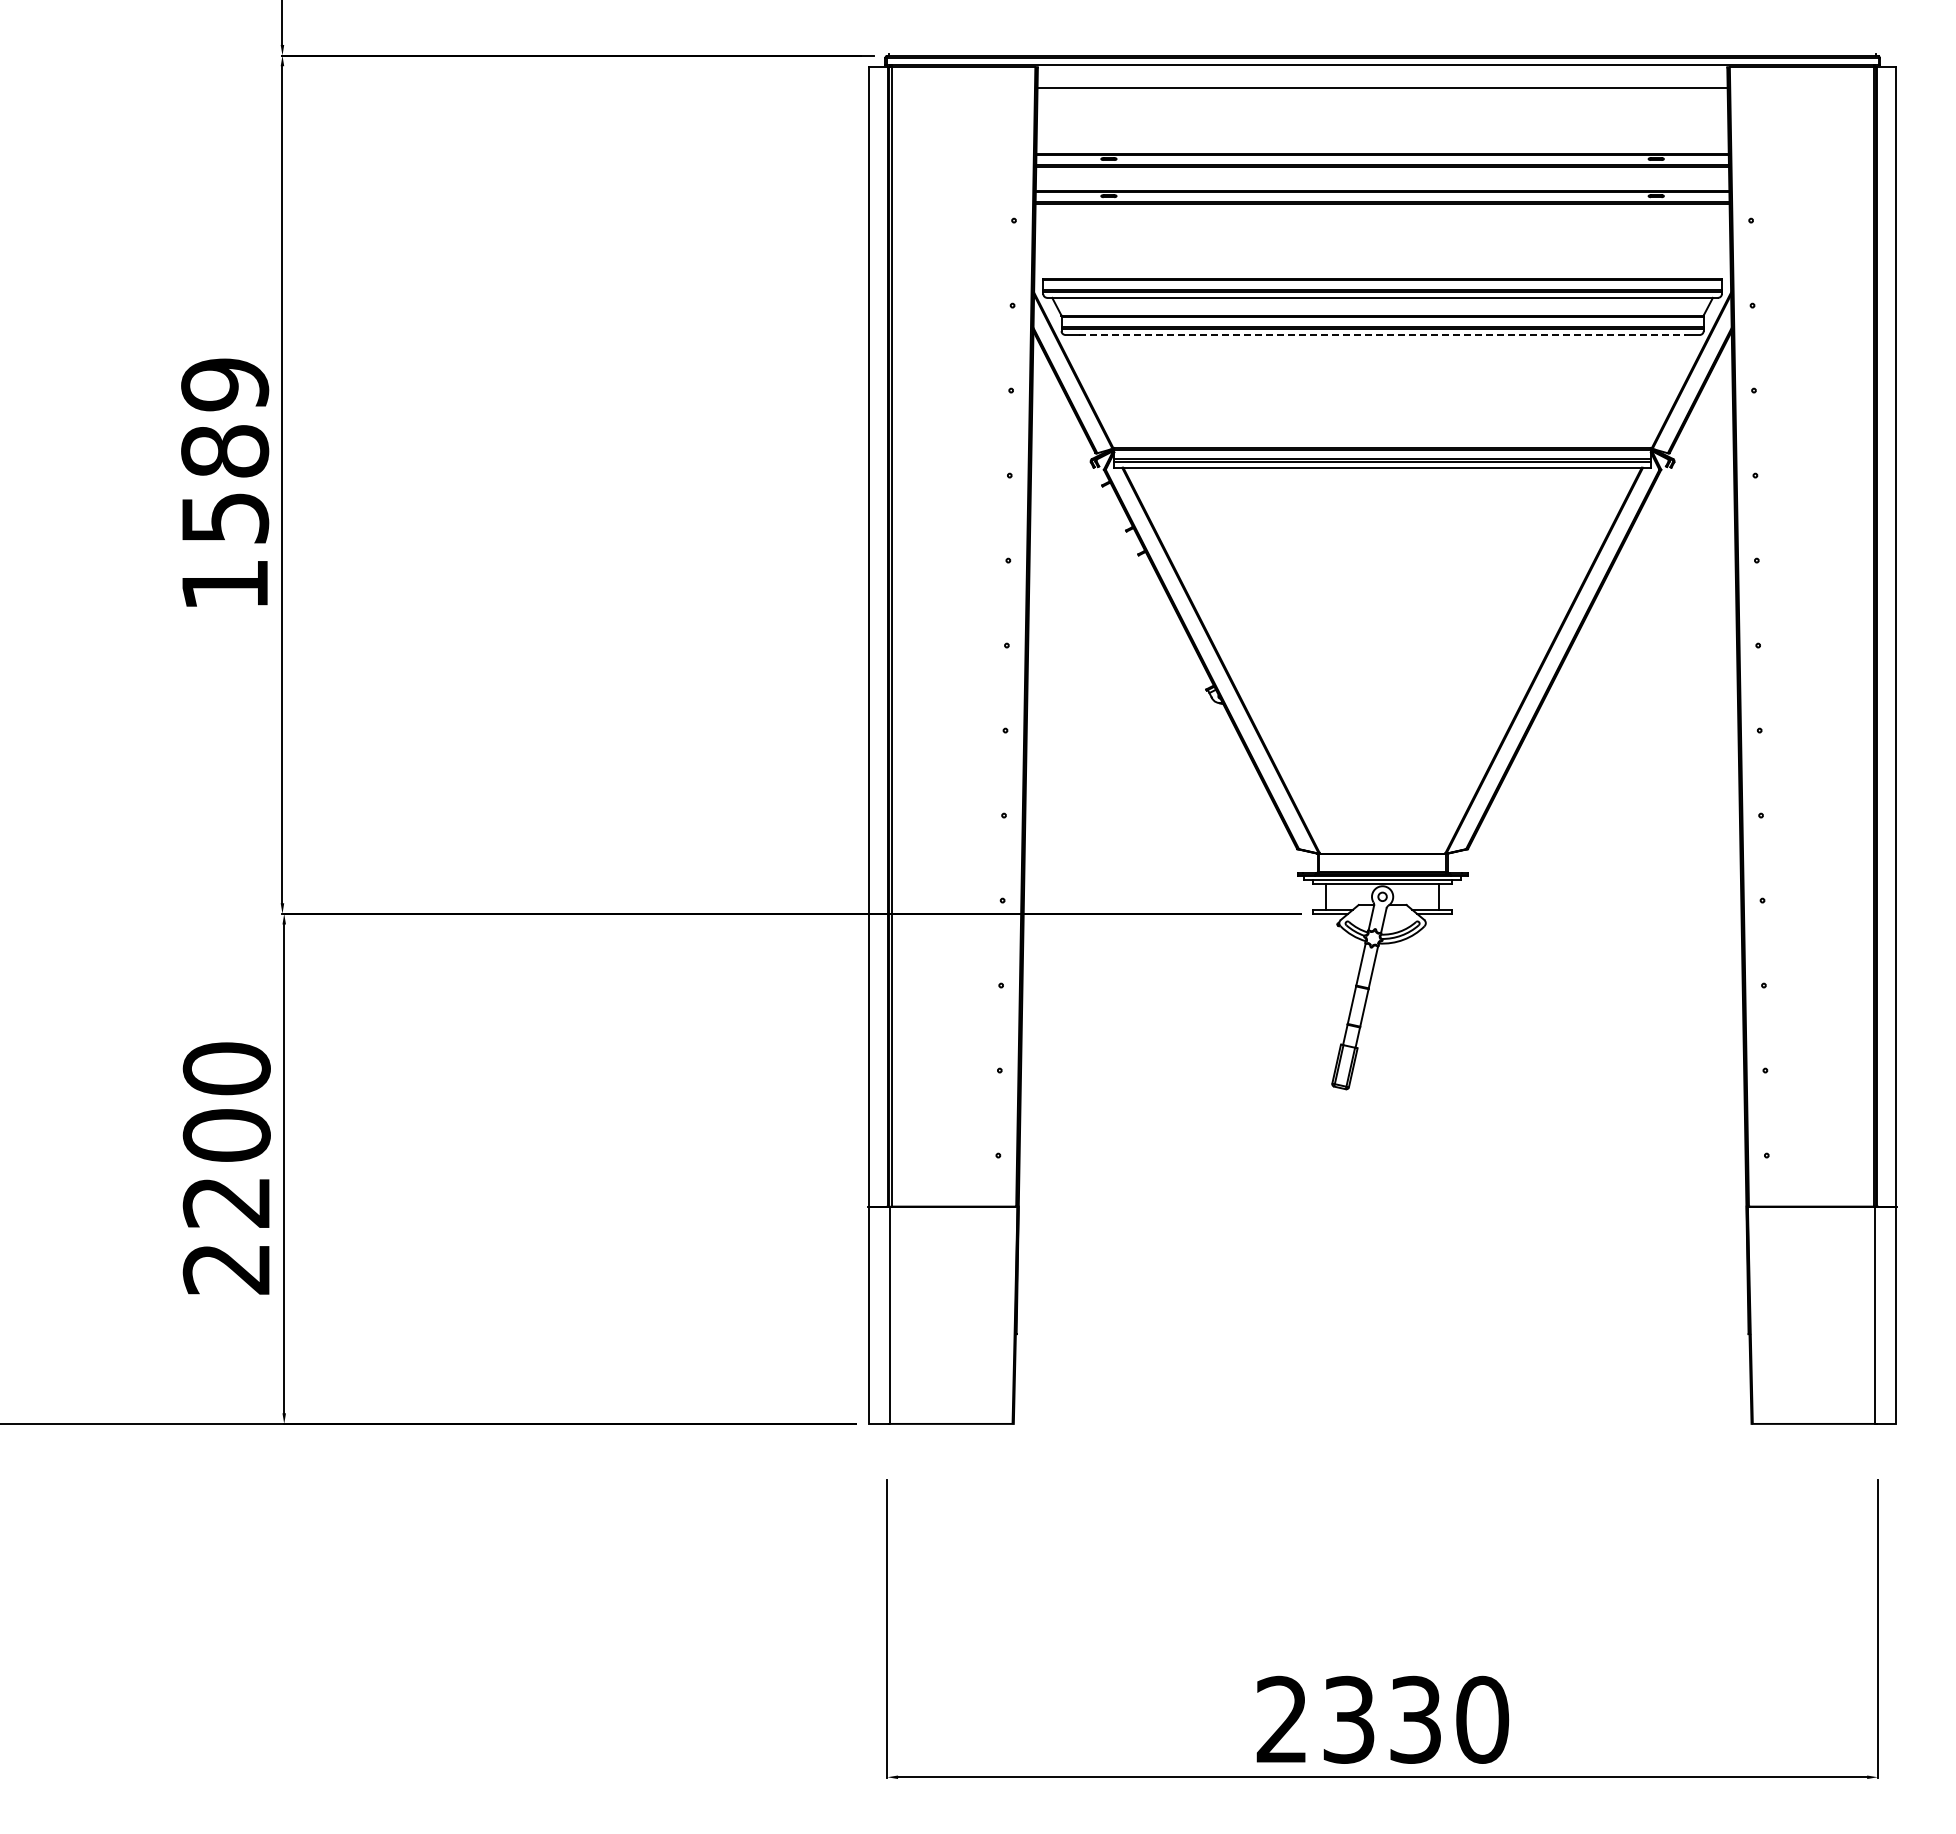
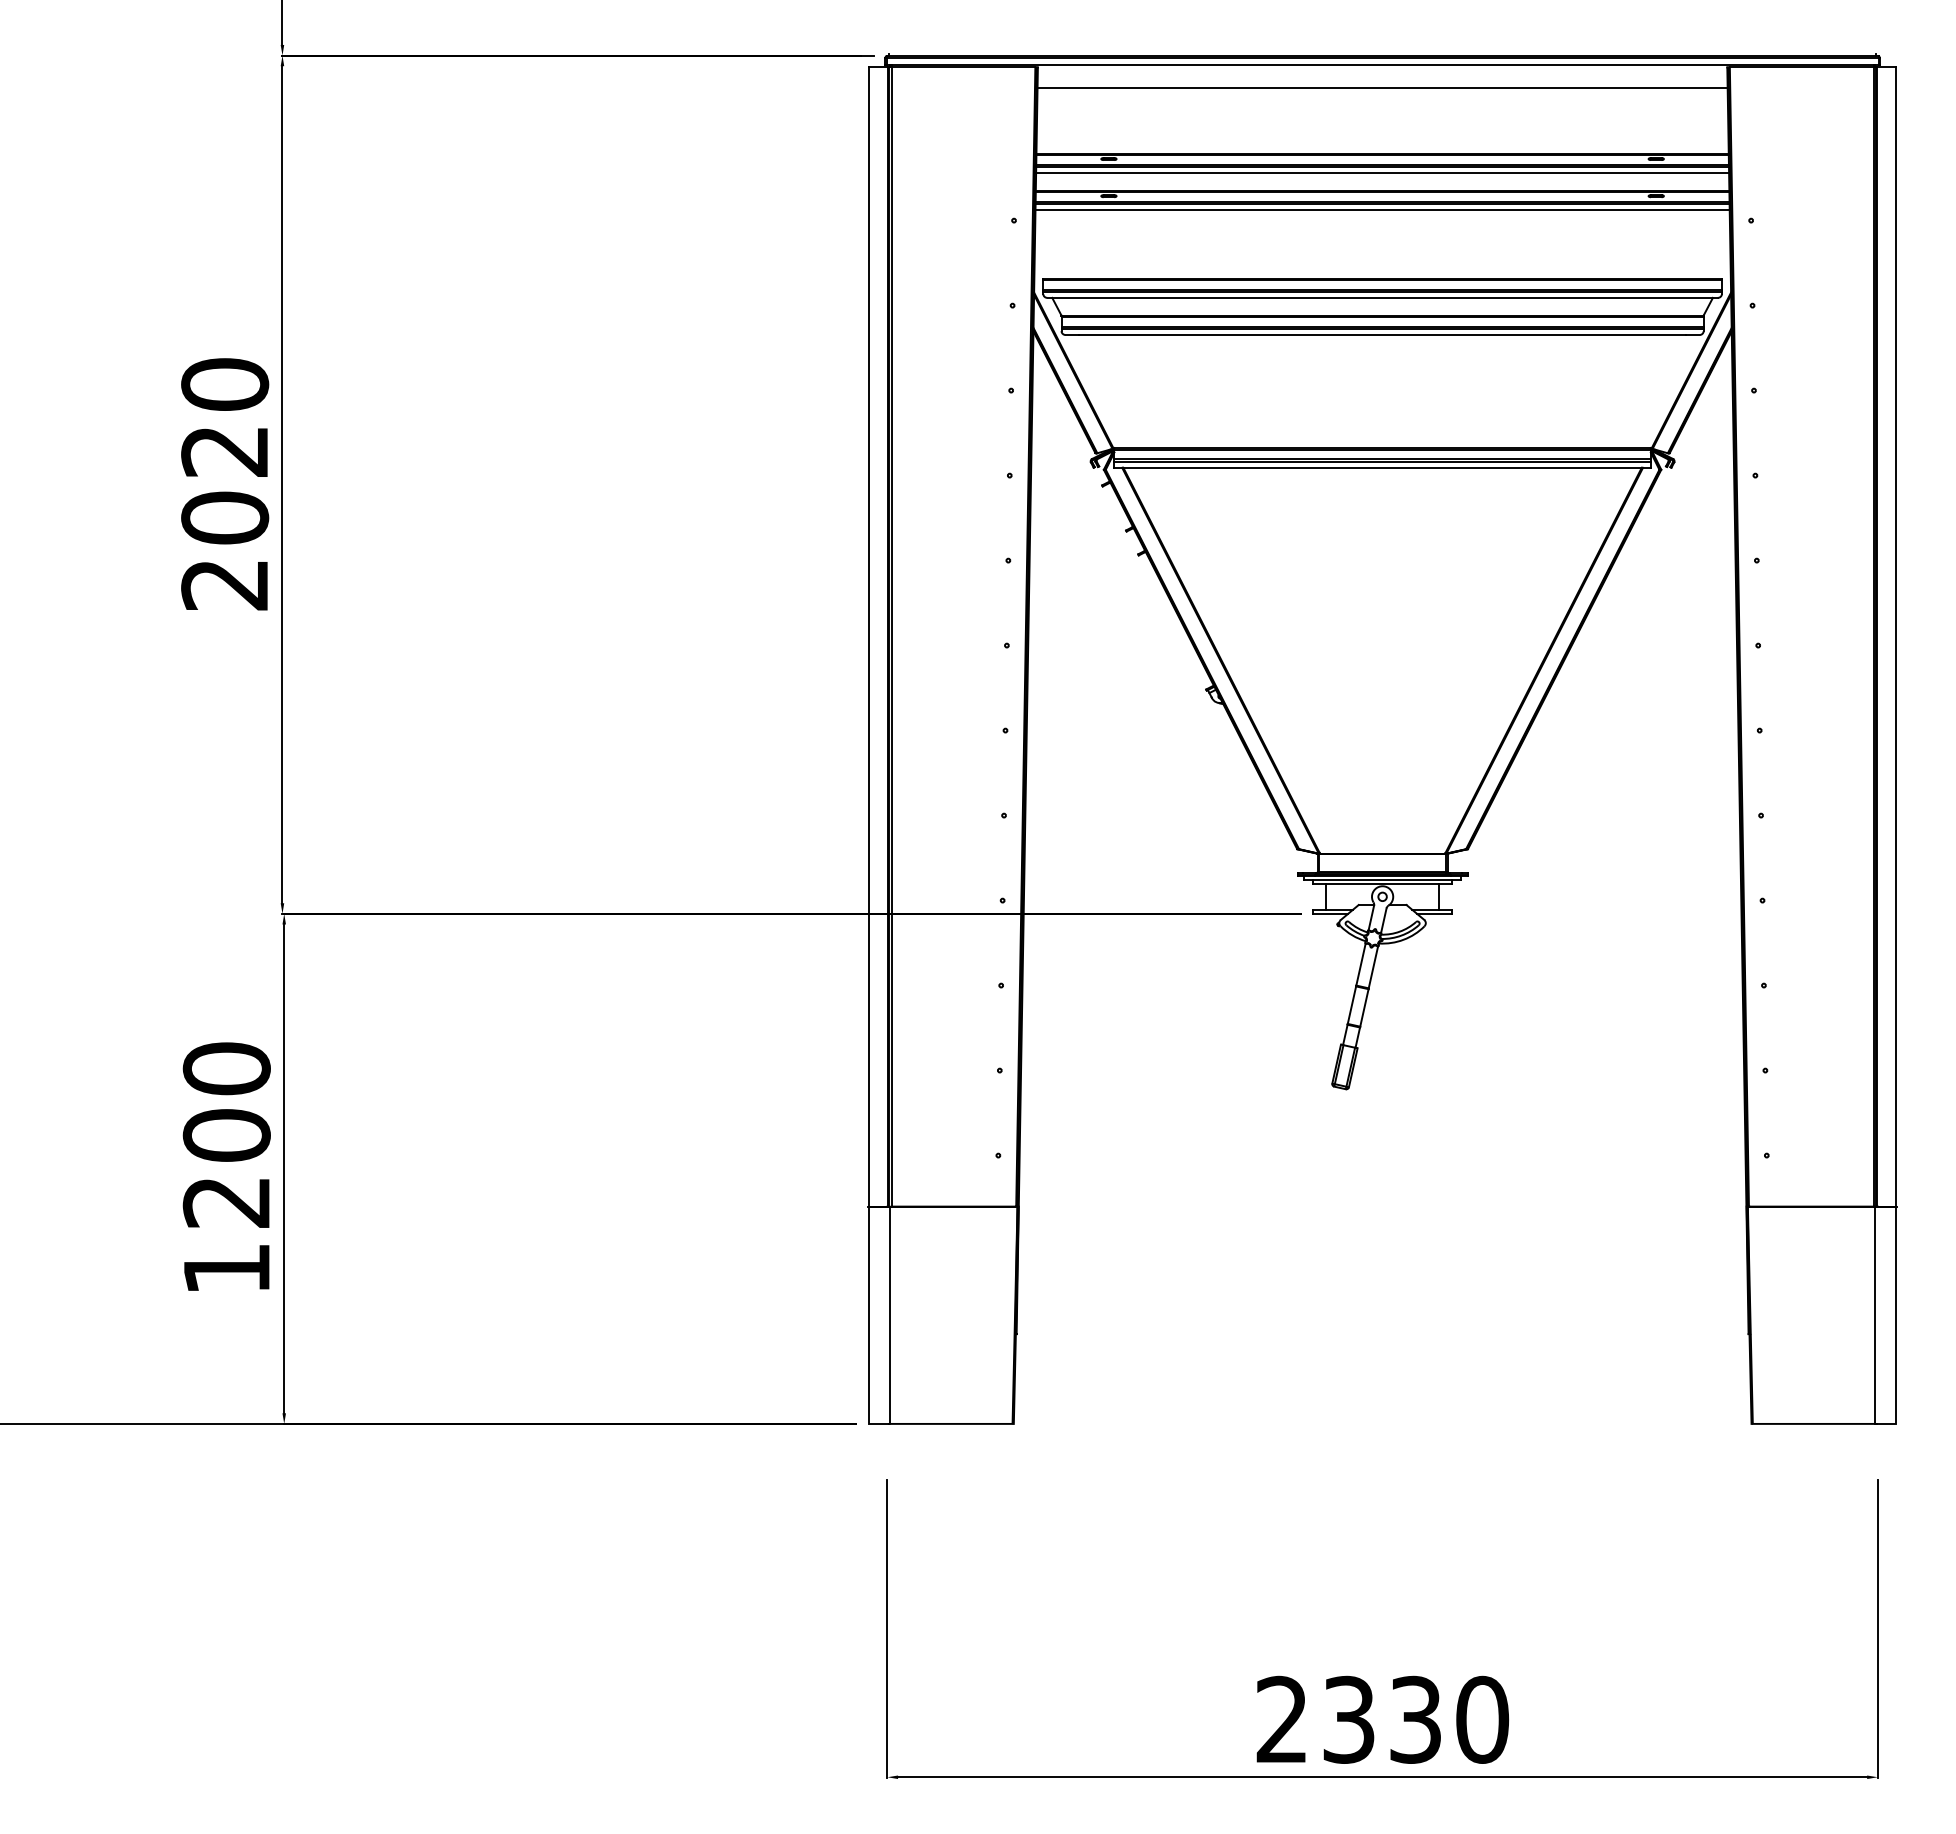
line: none -> present (1382, 172)
line: none -> present (1382, 210)
line: dashed -> solid (1383, 335)
text: 1589 -> 2020 (225, 484)
text: 2200 -> 1200 (225, 1269)
